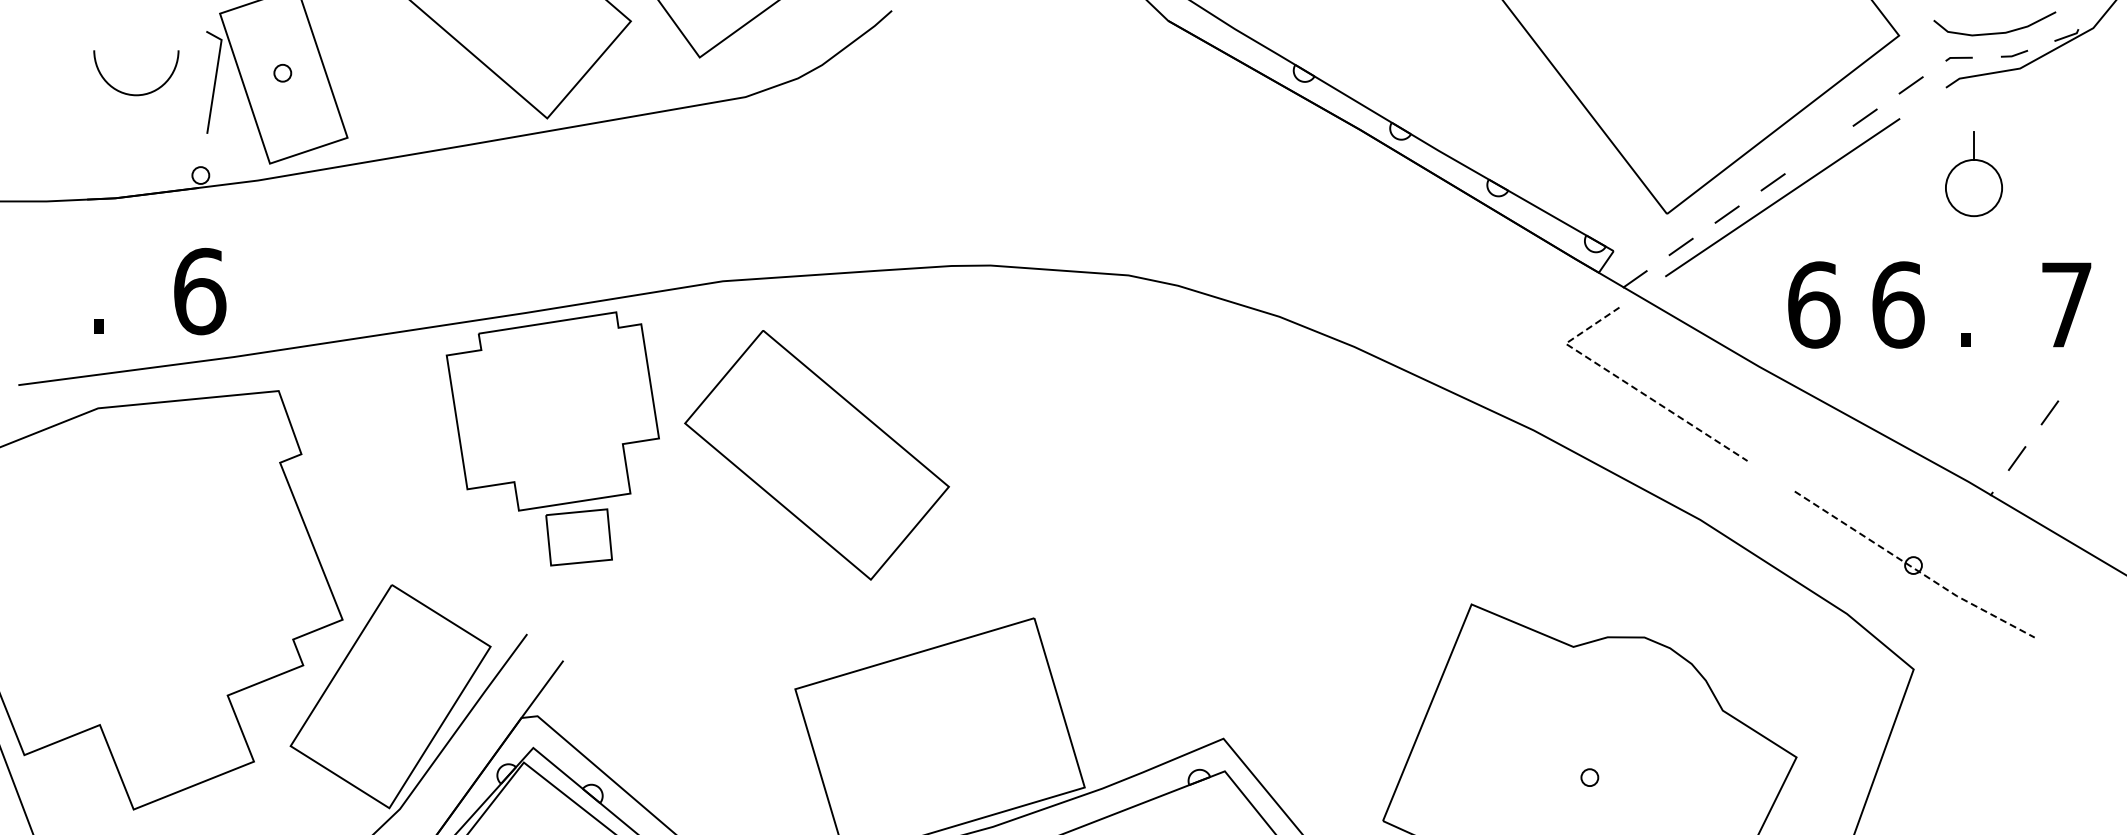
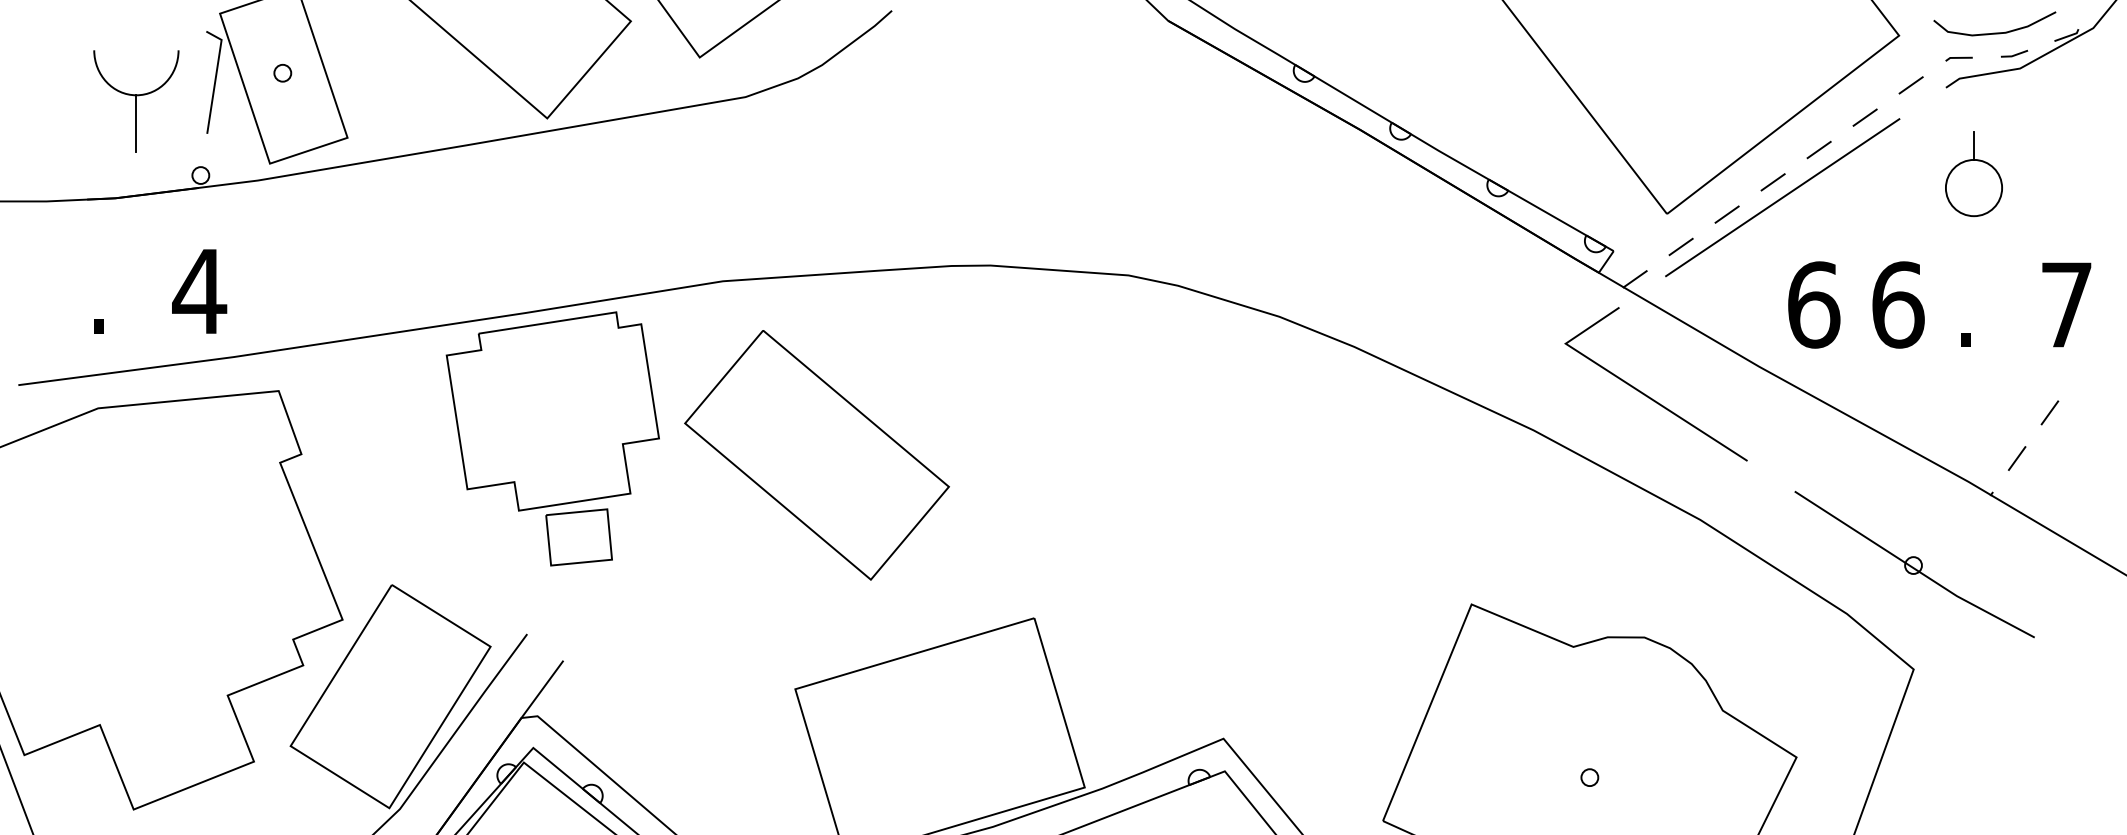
line: none -> present (136, 123)
line: none -> present (1818, 149)
text: 6 -> 4 (199, 291)
line: dashed -> solid (1629, 384)
line: dashed -> solid (1913, 568)
